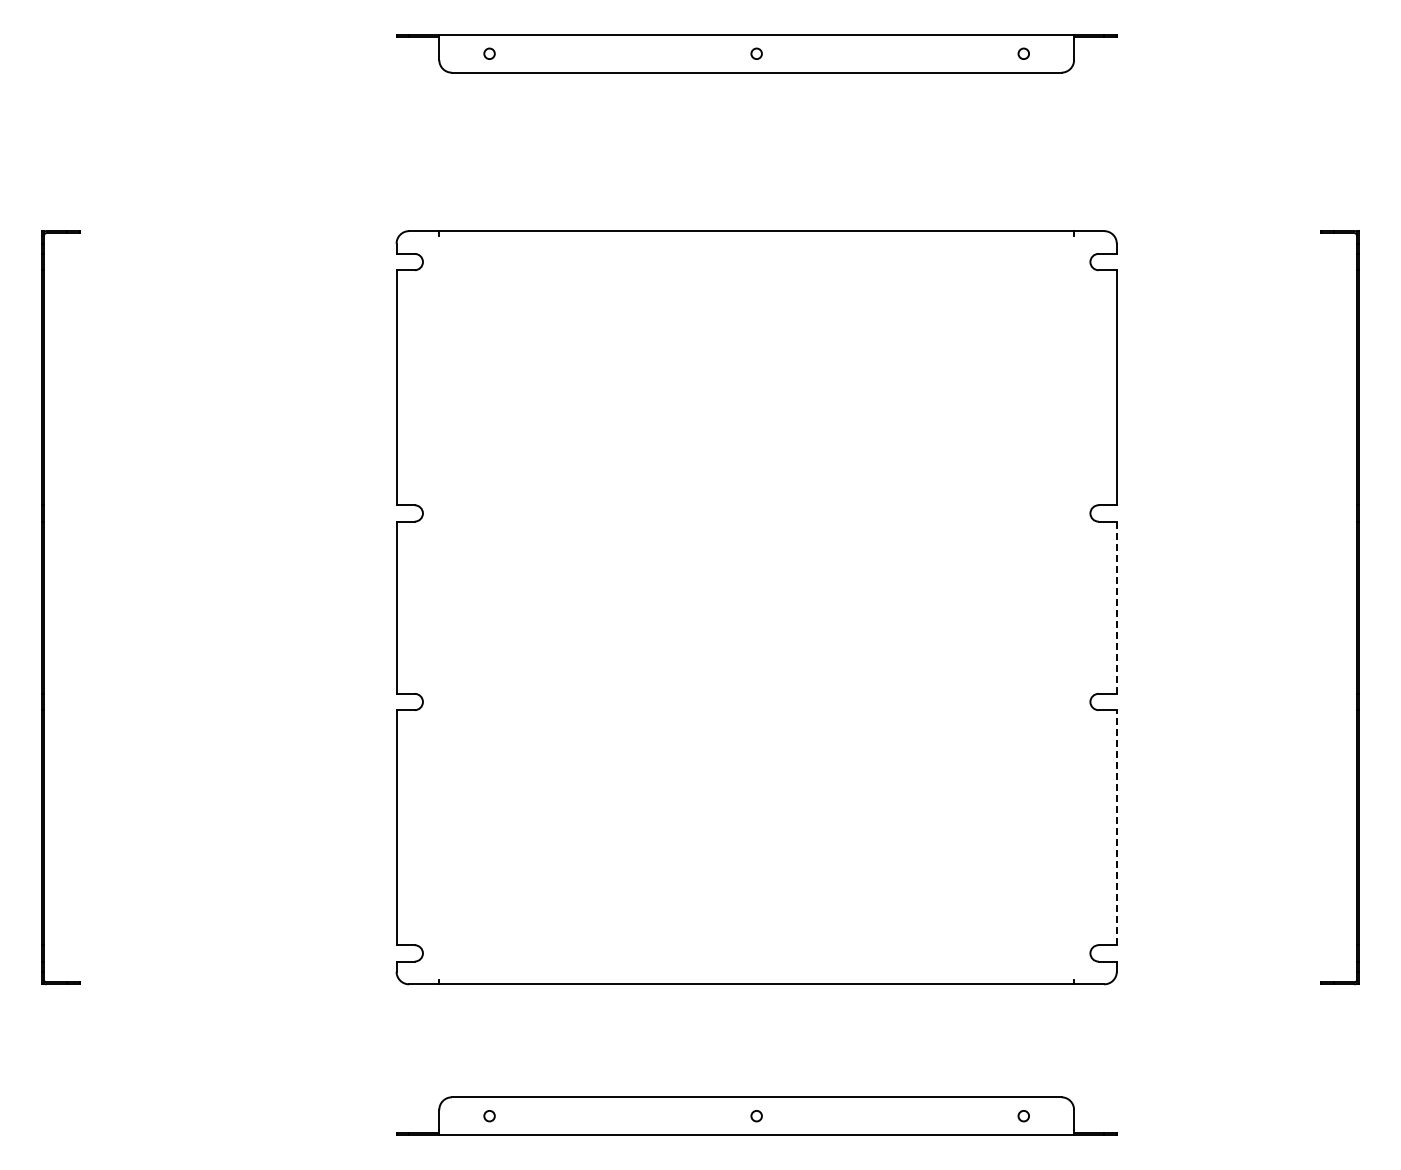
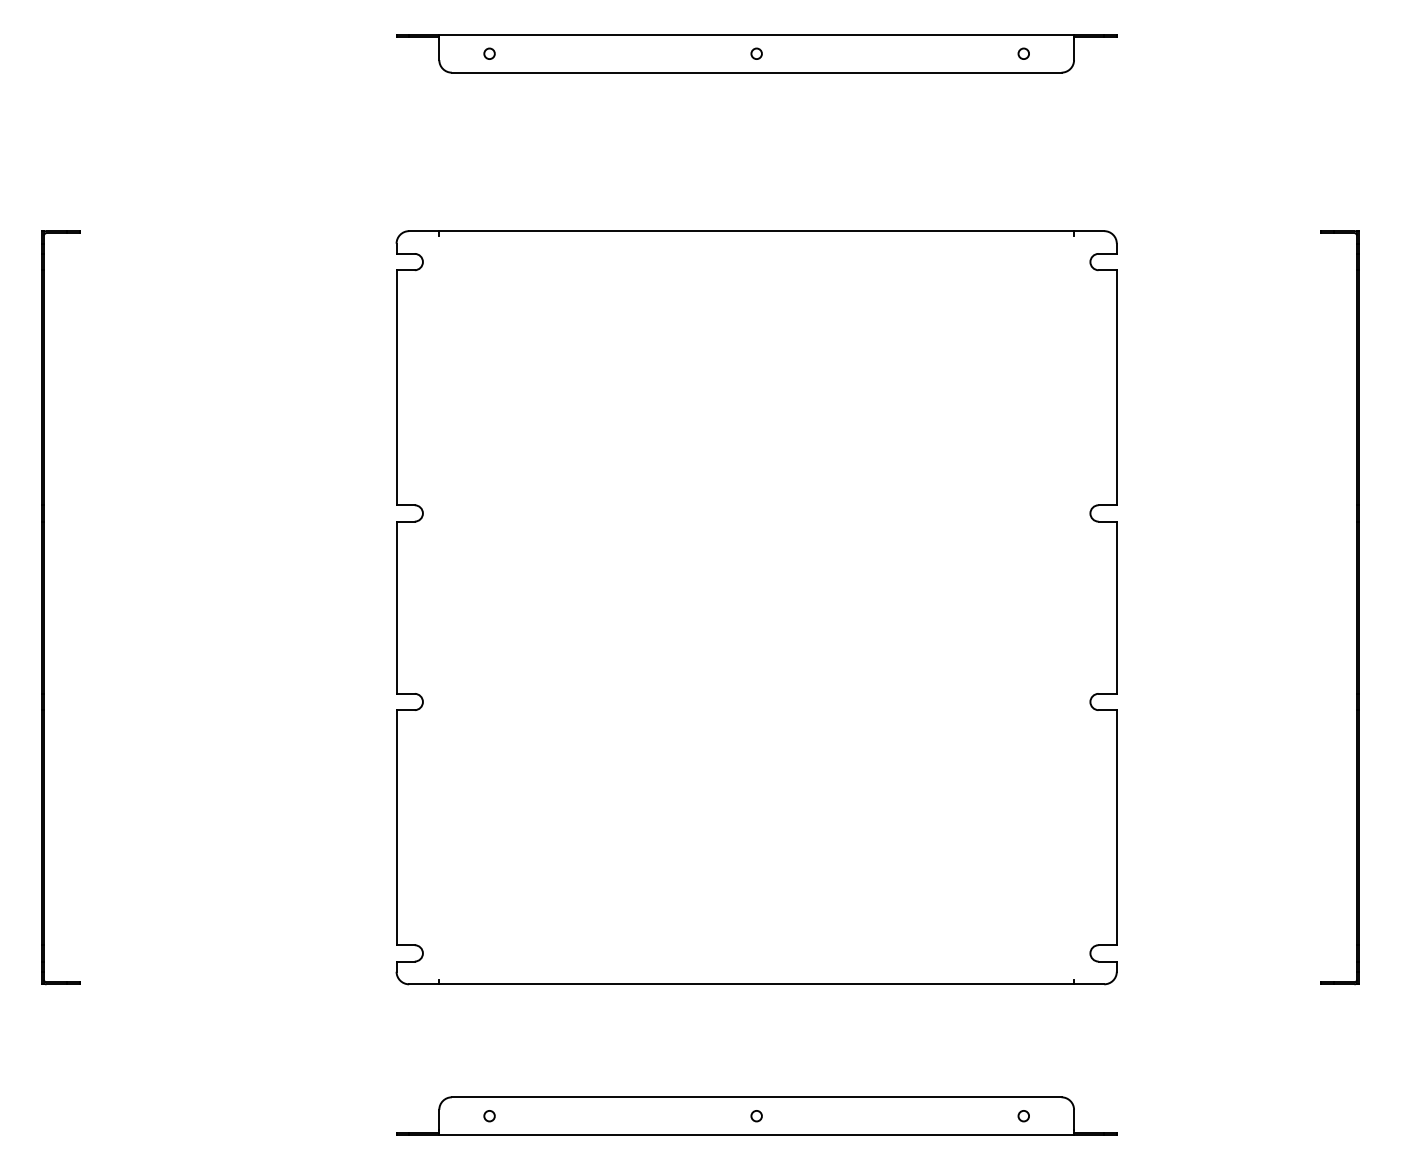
line: dashed -> solid (1116, 607)
line: dashed -> solid (1116, 827)
